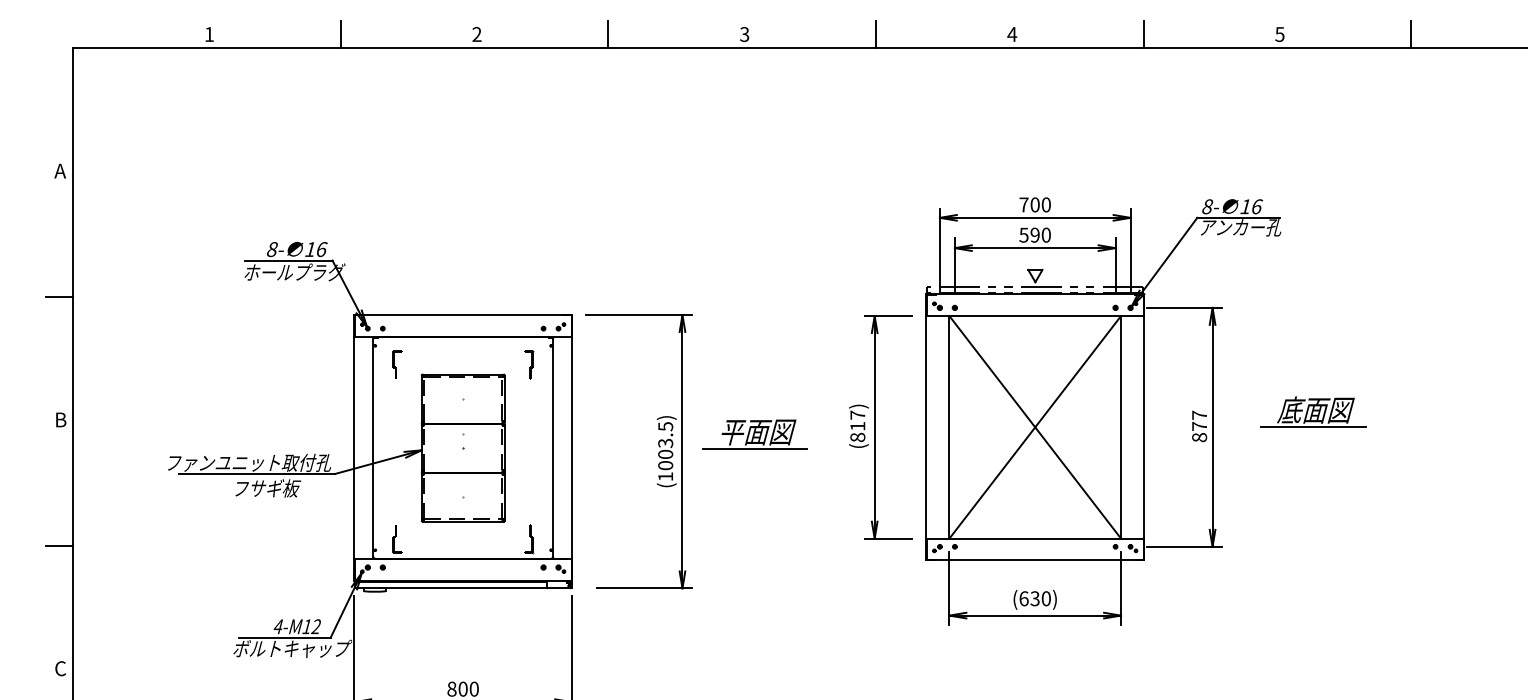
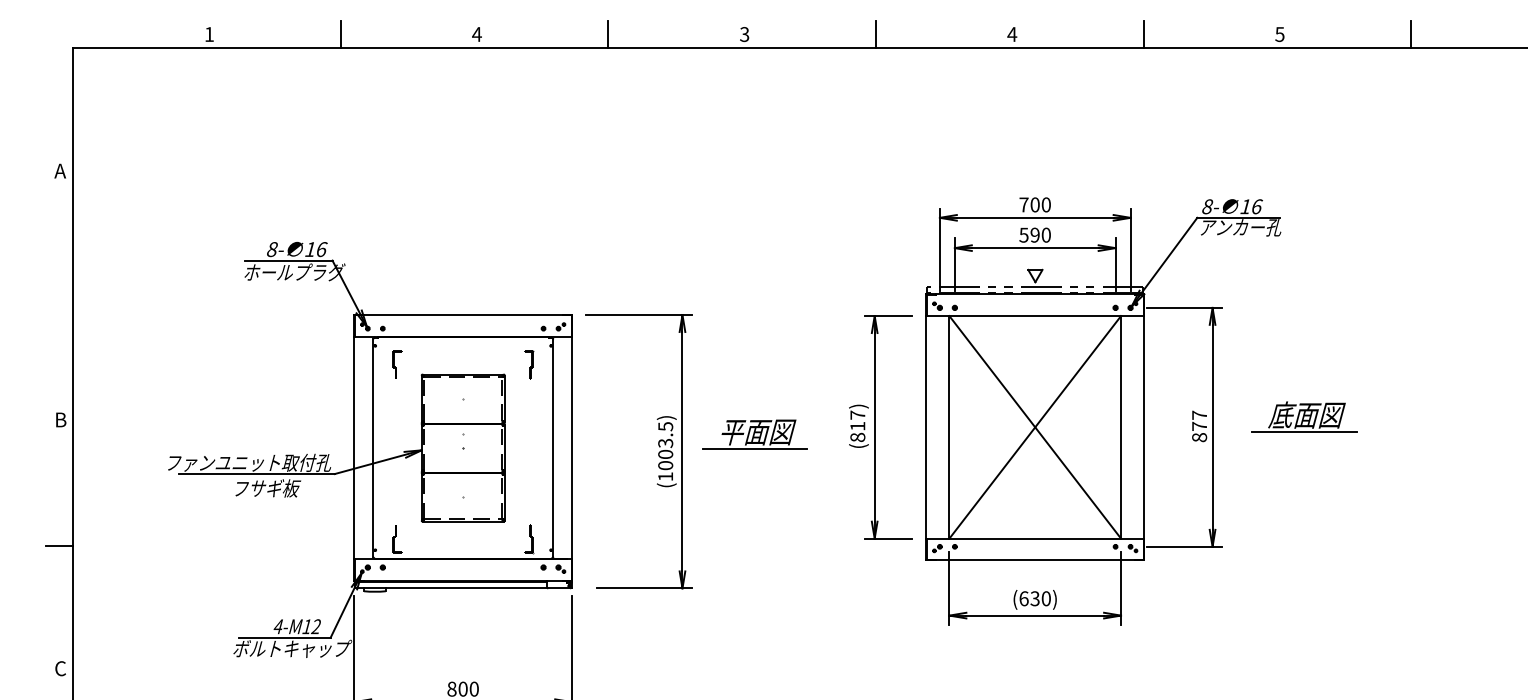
text: 2 -> 4 (476, 34)
line: present -> none (59, 297)
part position: (1313, 411) -> (1304, 416) (1304, 416)
